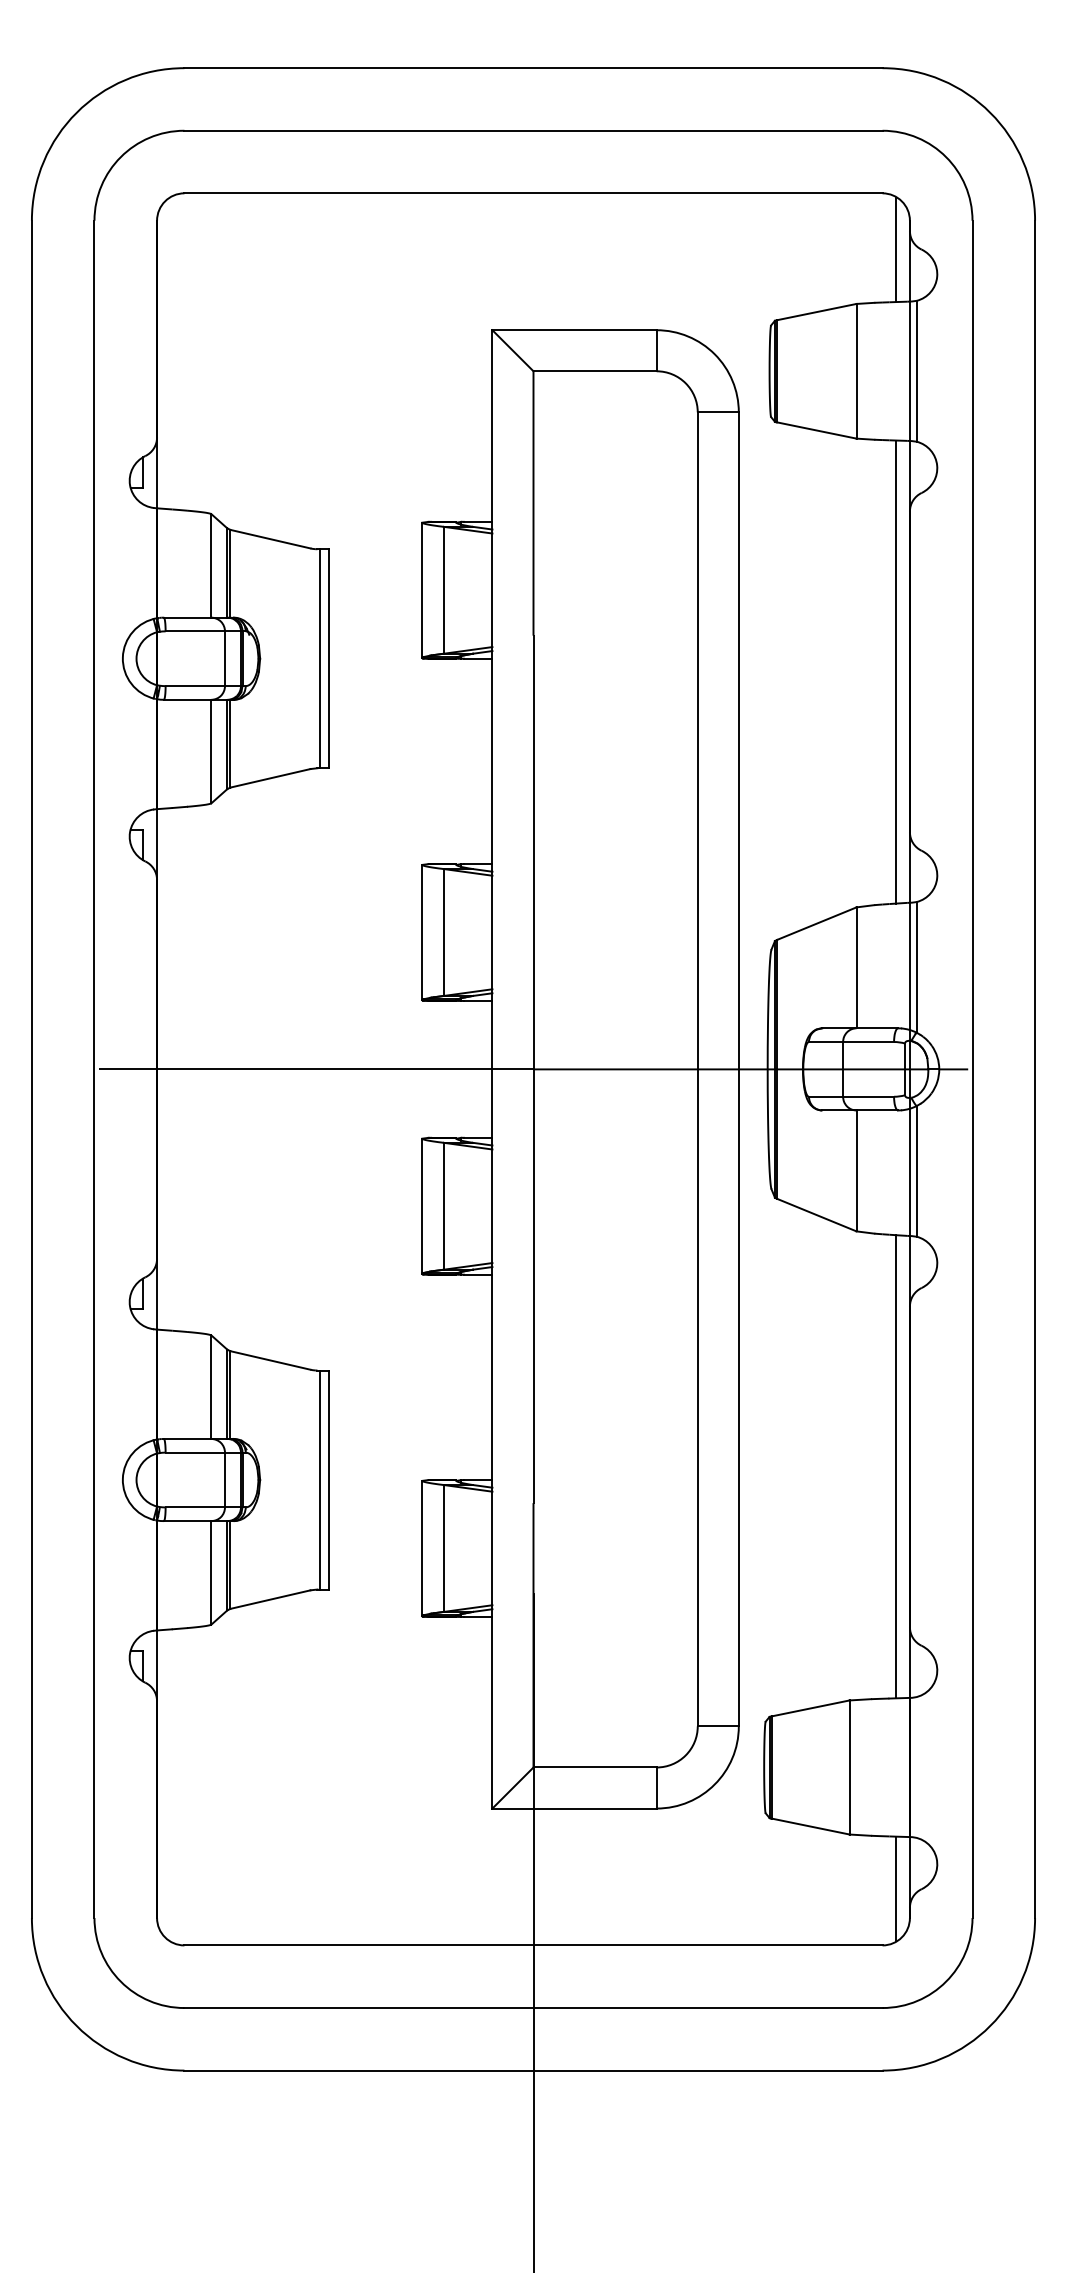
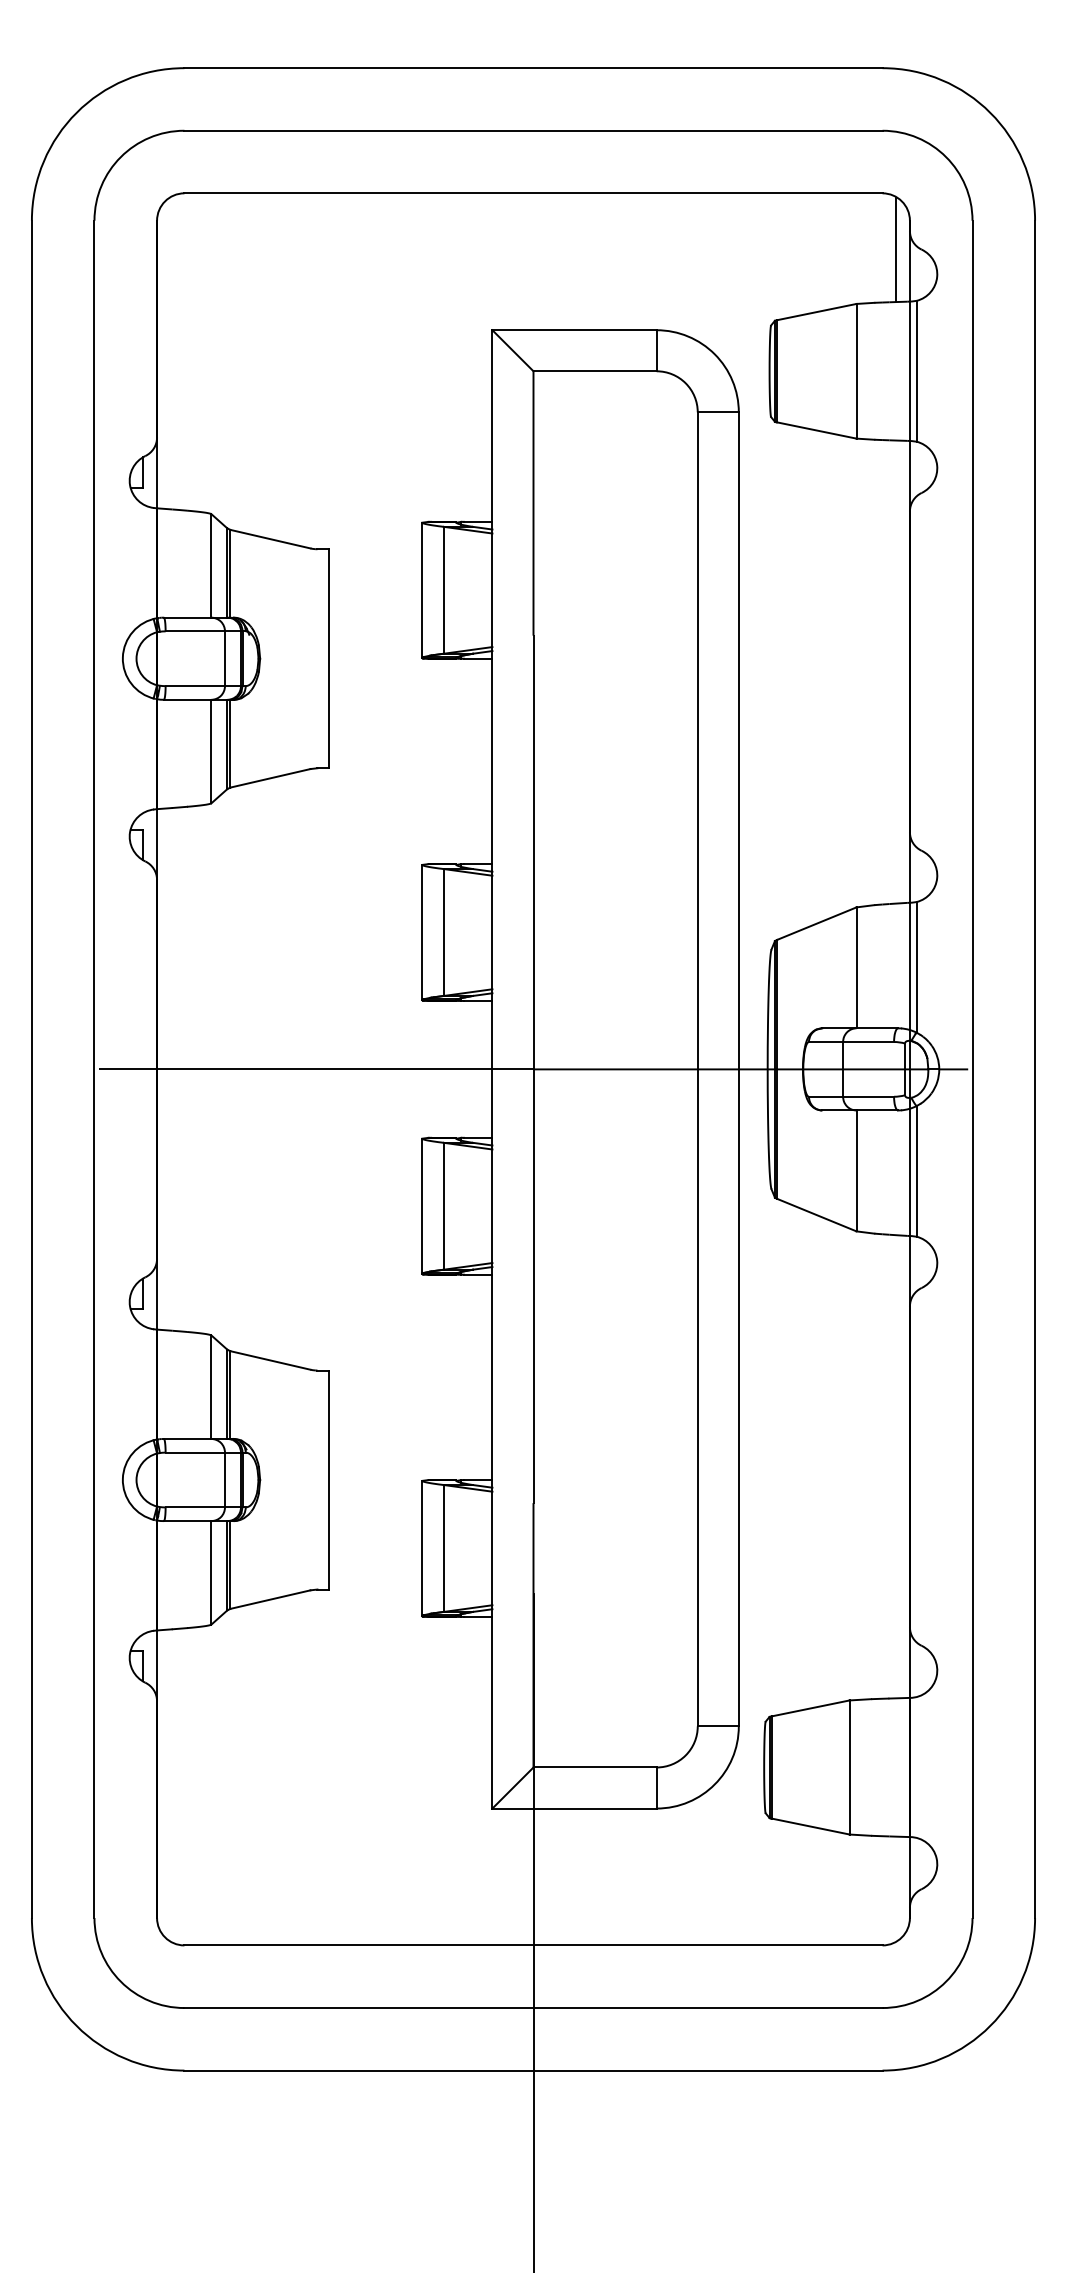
line: present -> none (320, 658)
line: present -> none (896, 671)
line: present -> none (896, 1466)
line: present -> none (320, 1479)
line: present -> none (896, 1888)
